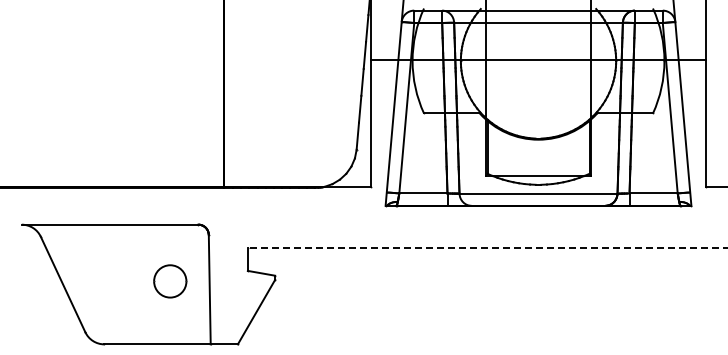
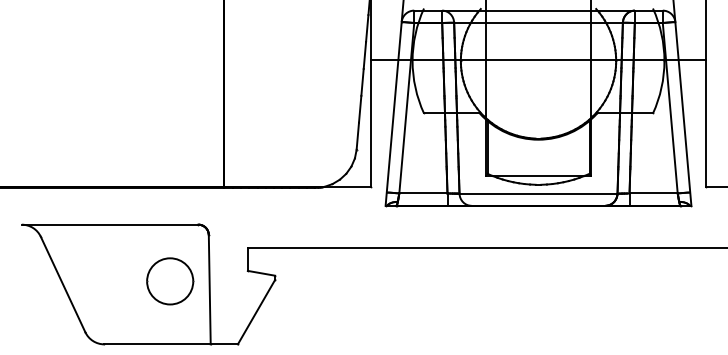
line: dashed -> solid (487, 247)
part size: 35x35 px -> 49x49 px (170, 281)
